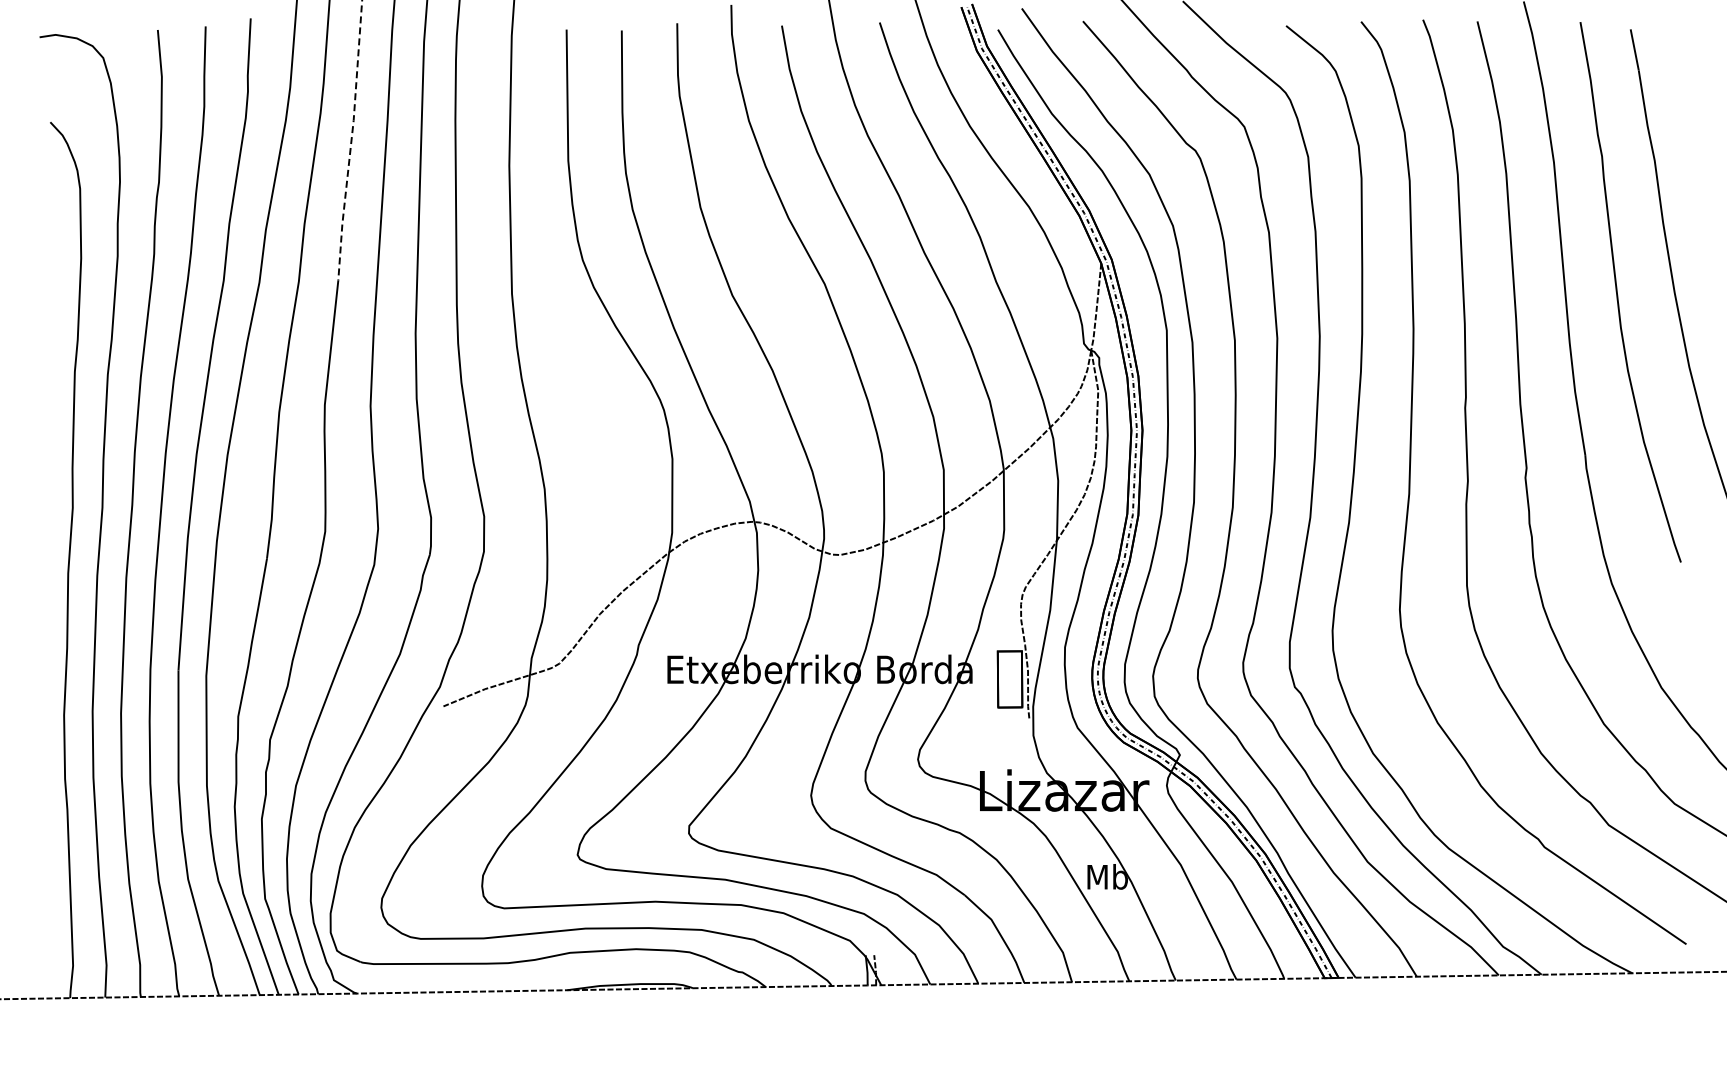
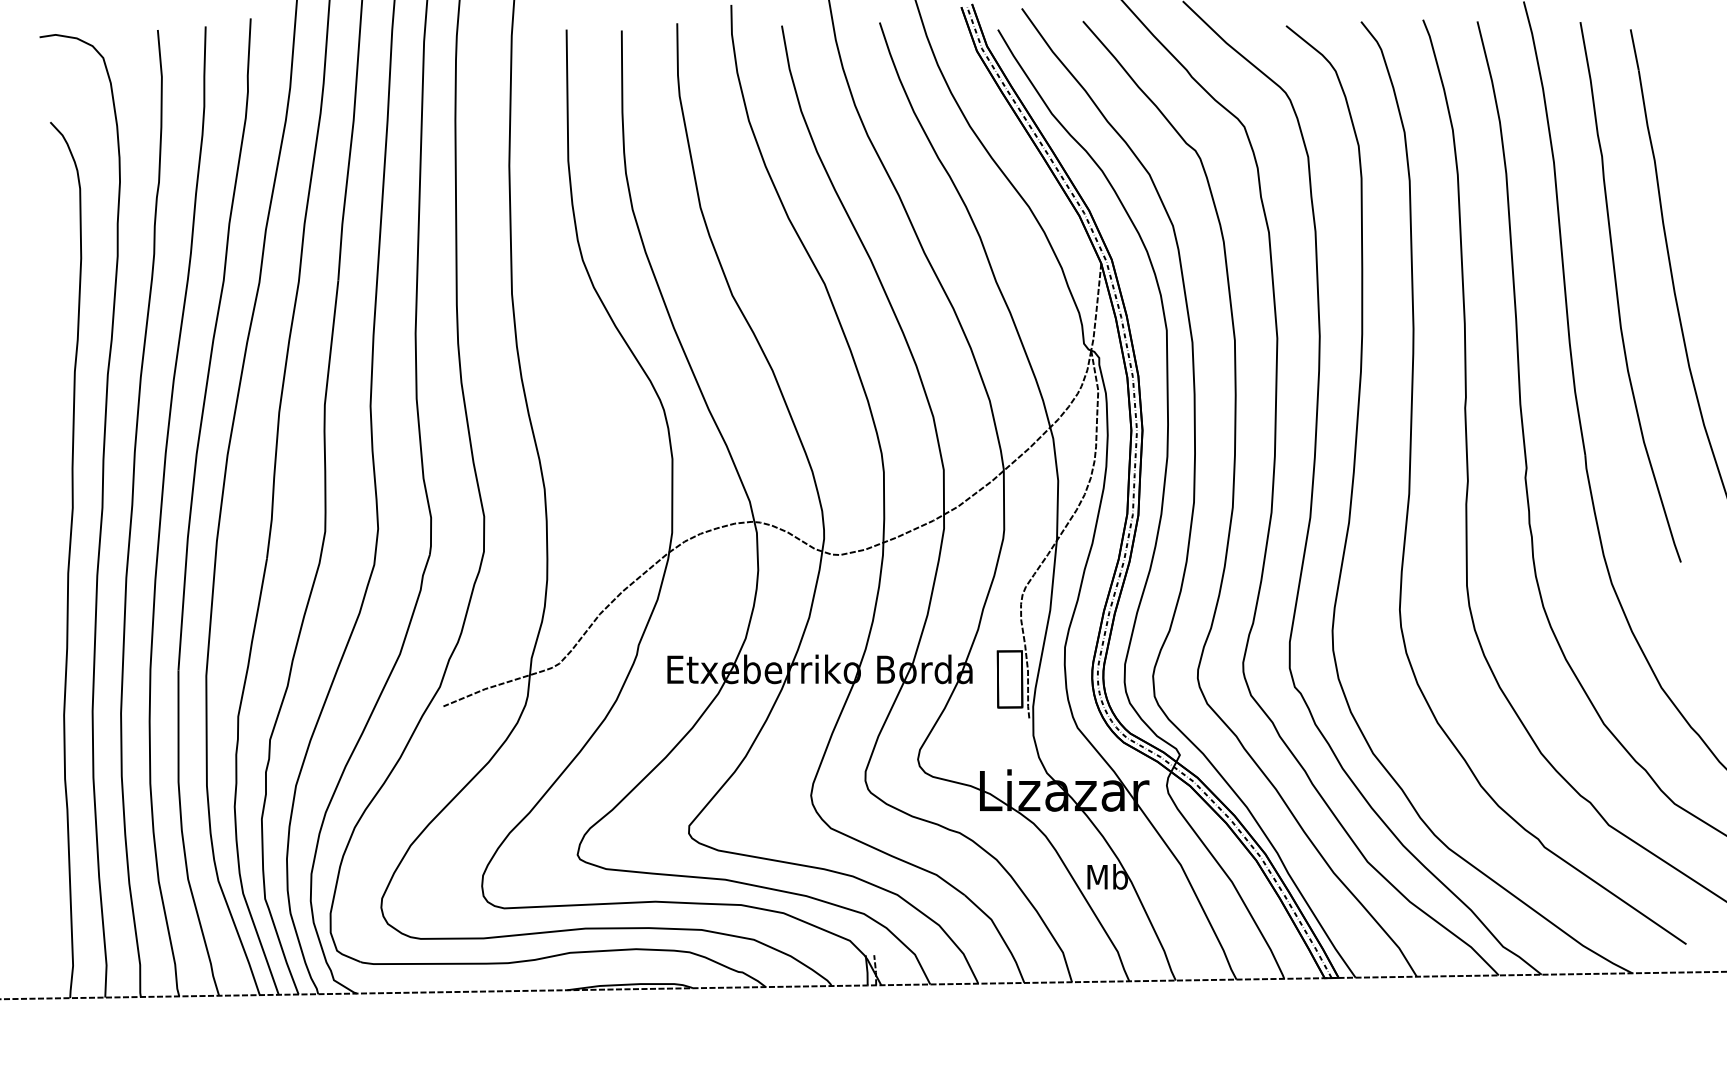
line: dashed -> solid (351, 141)
